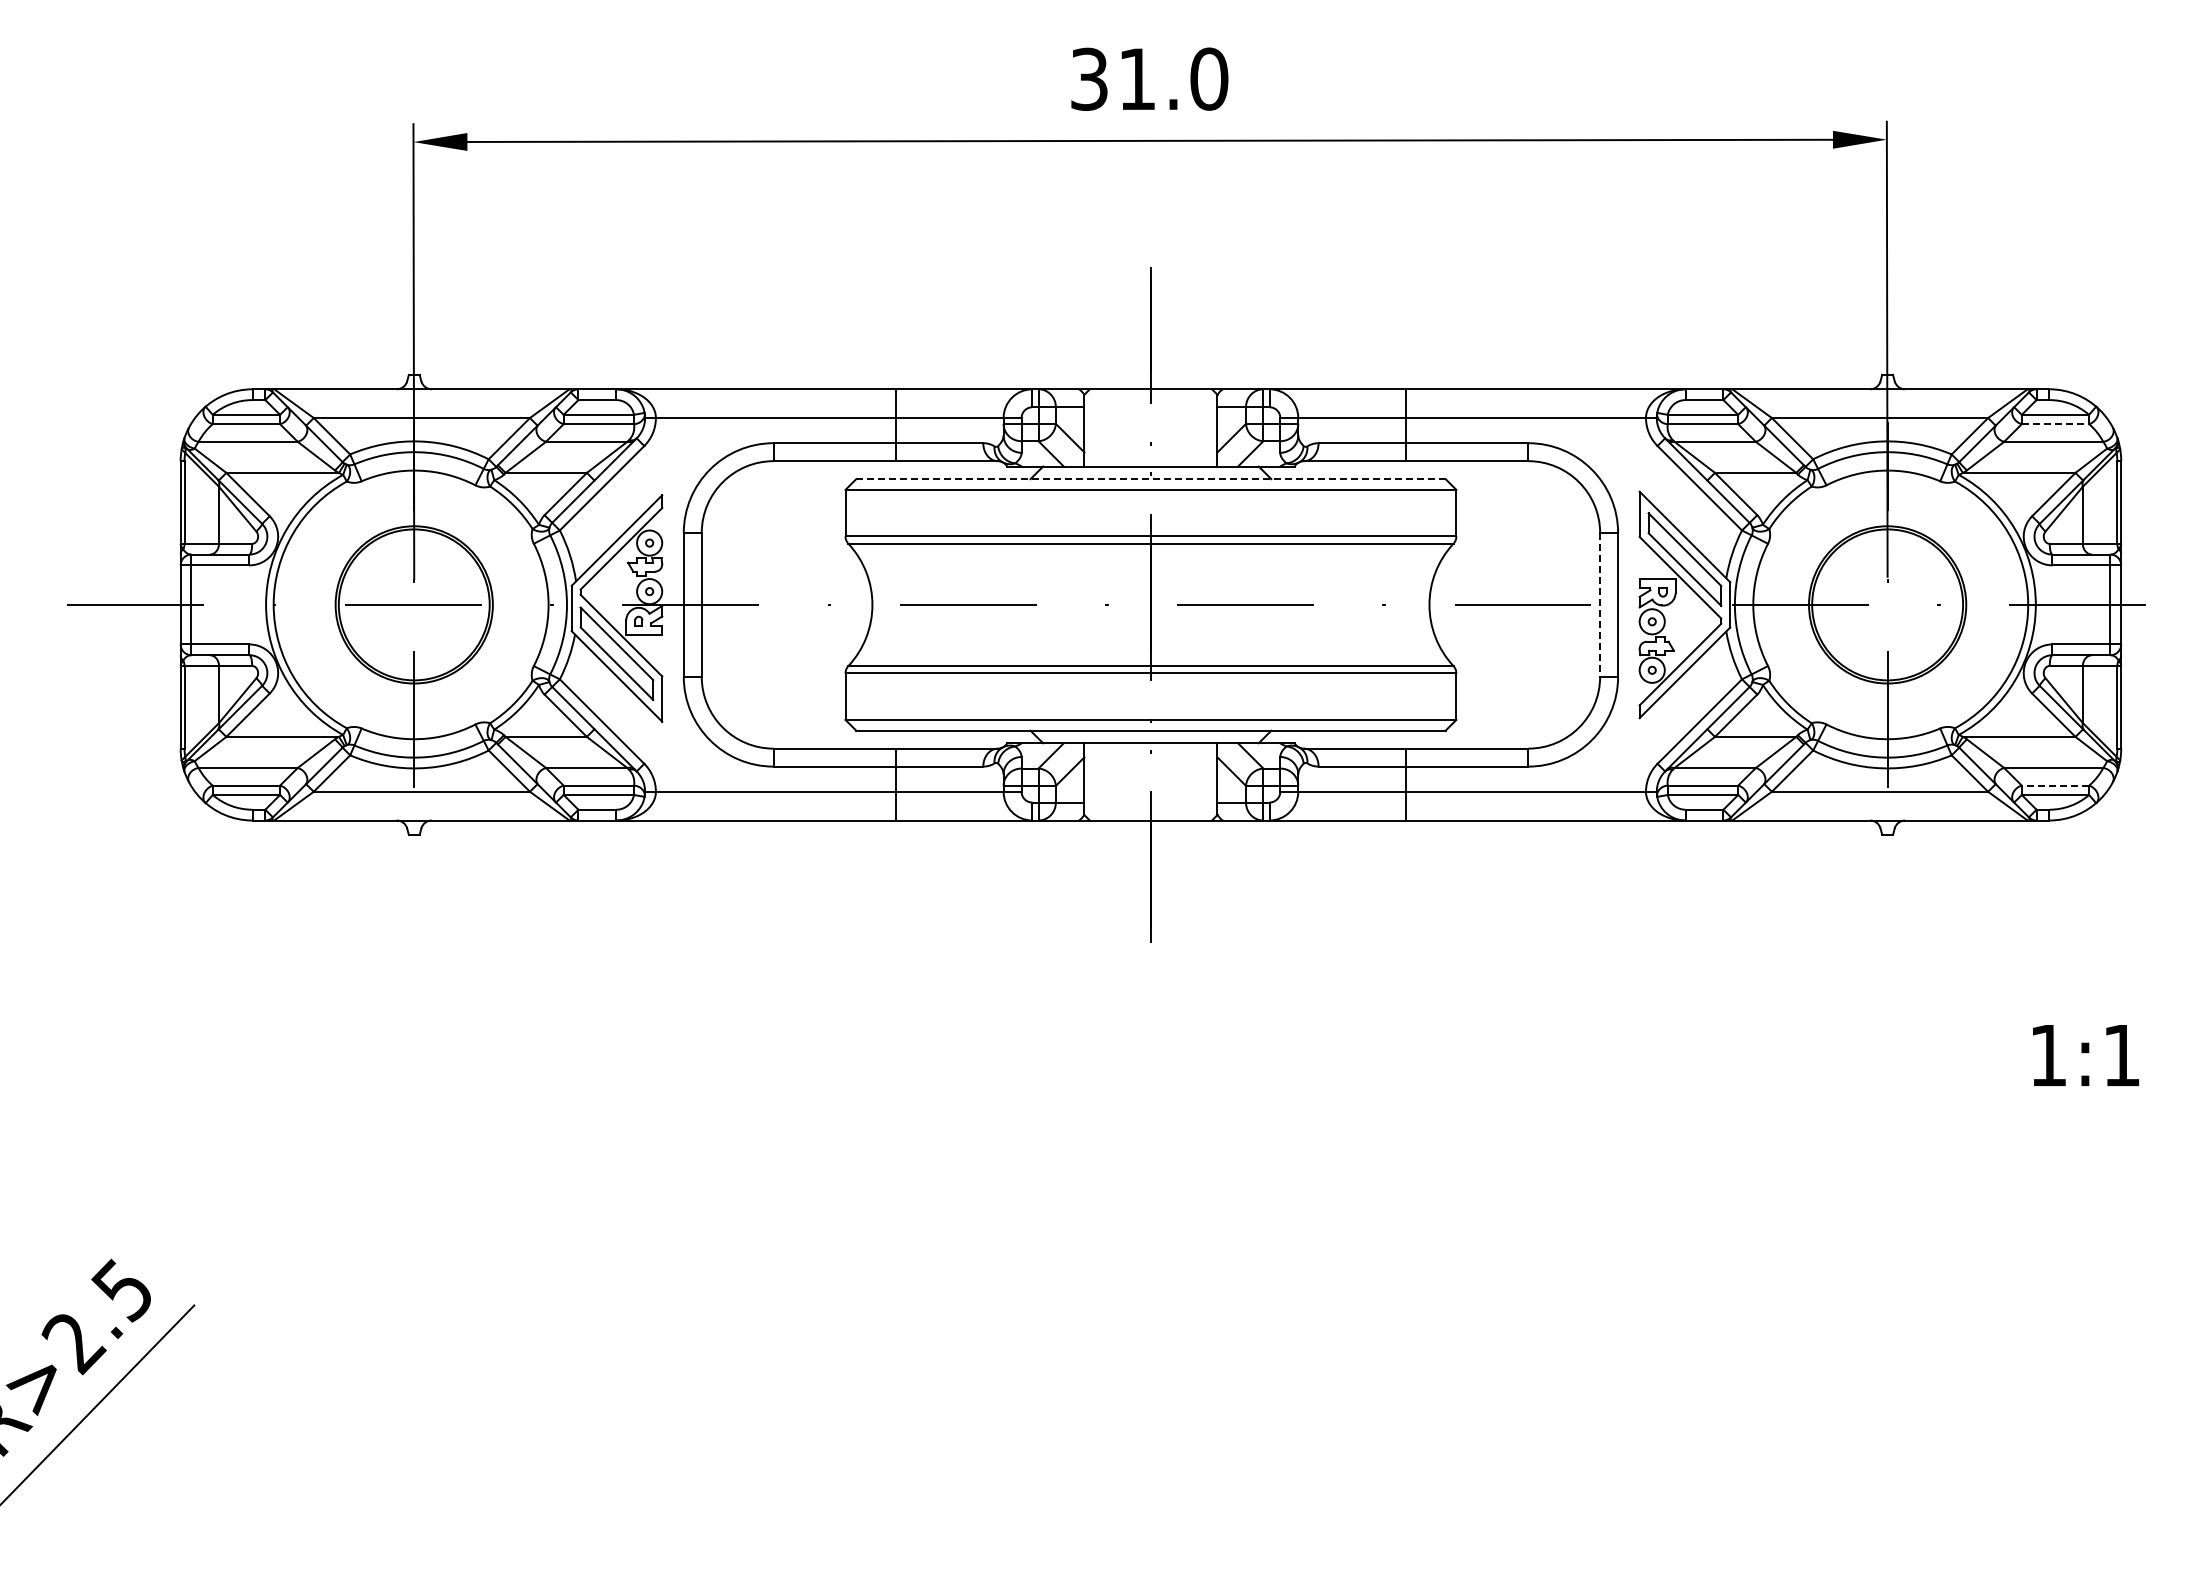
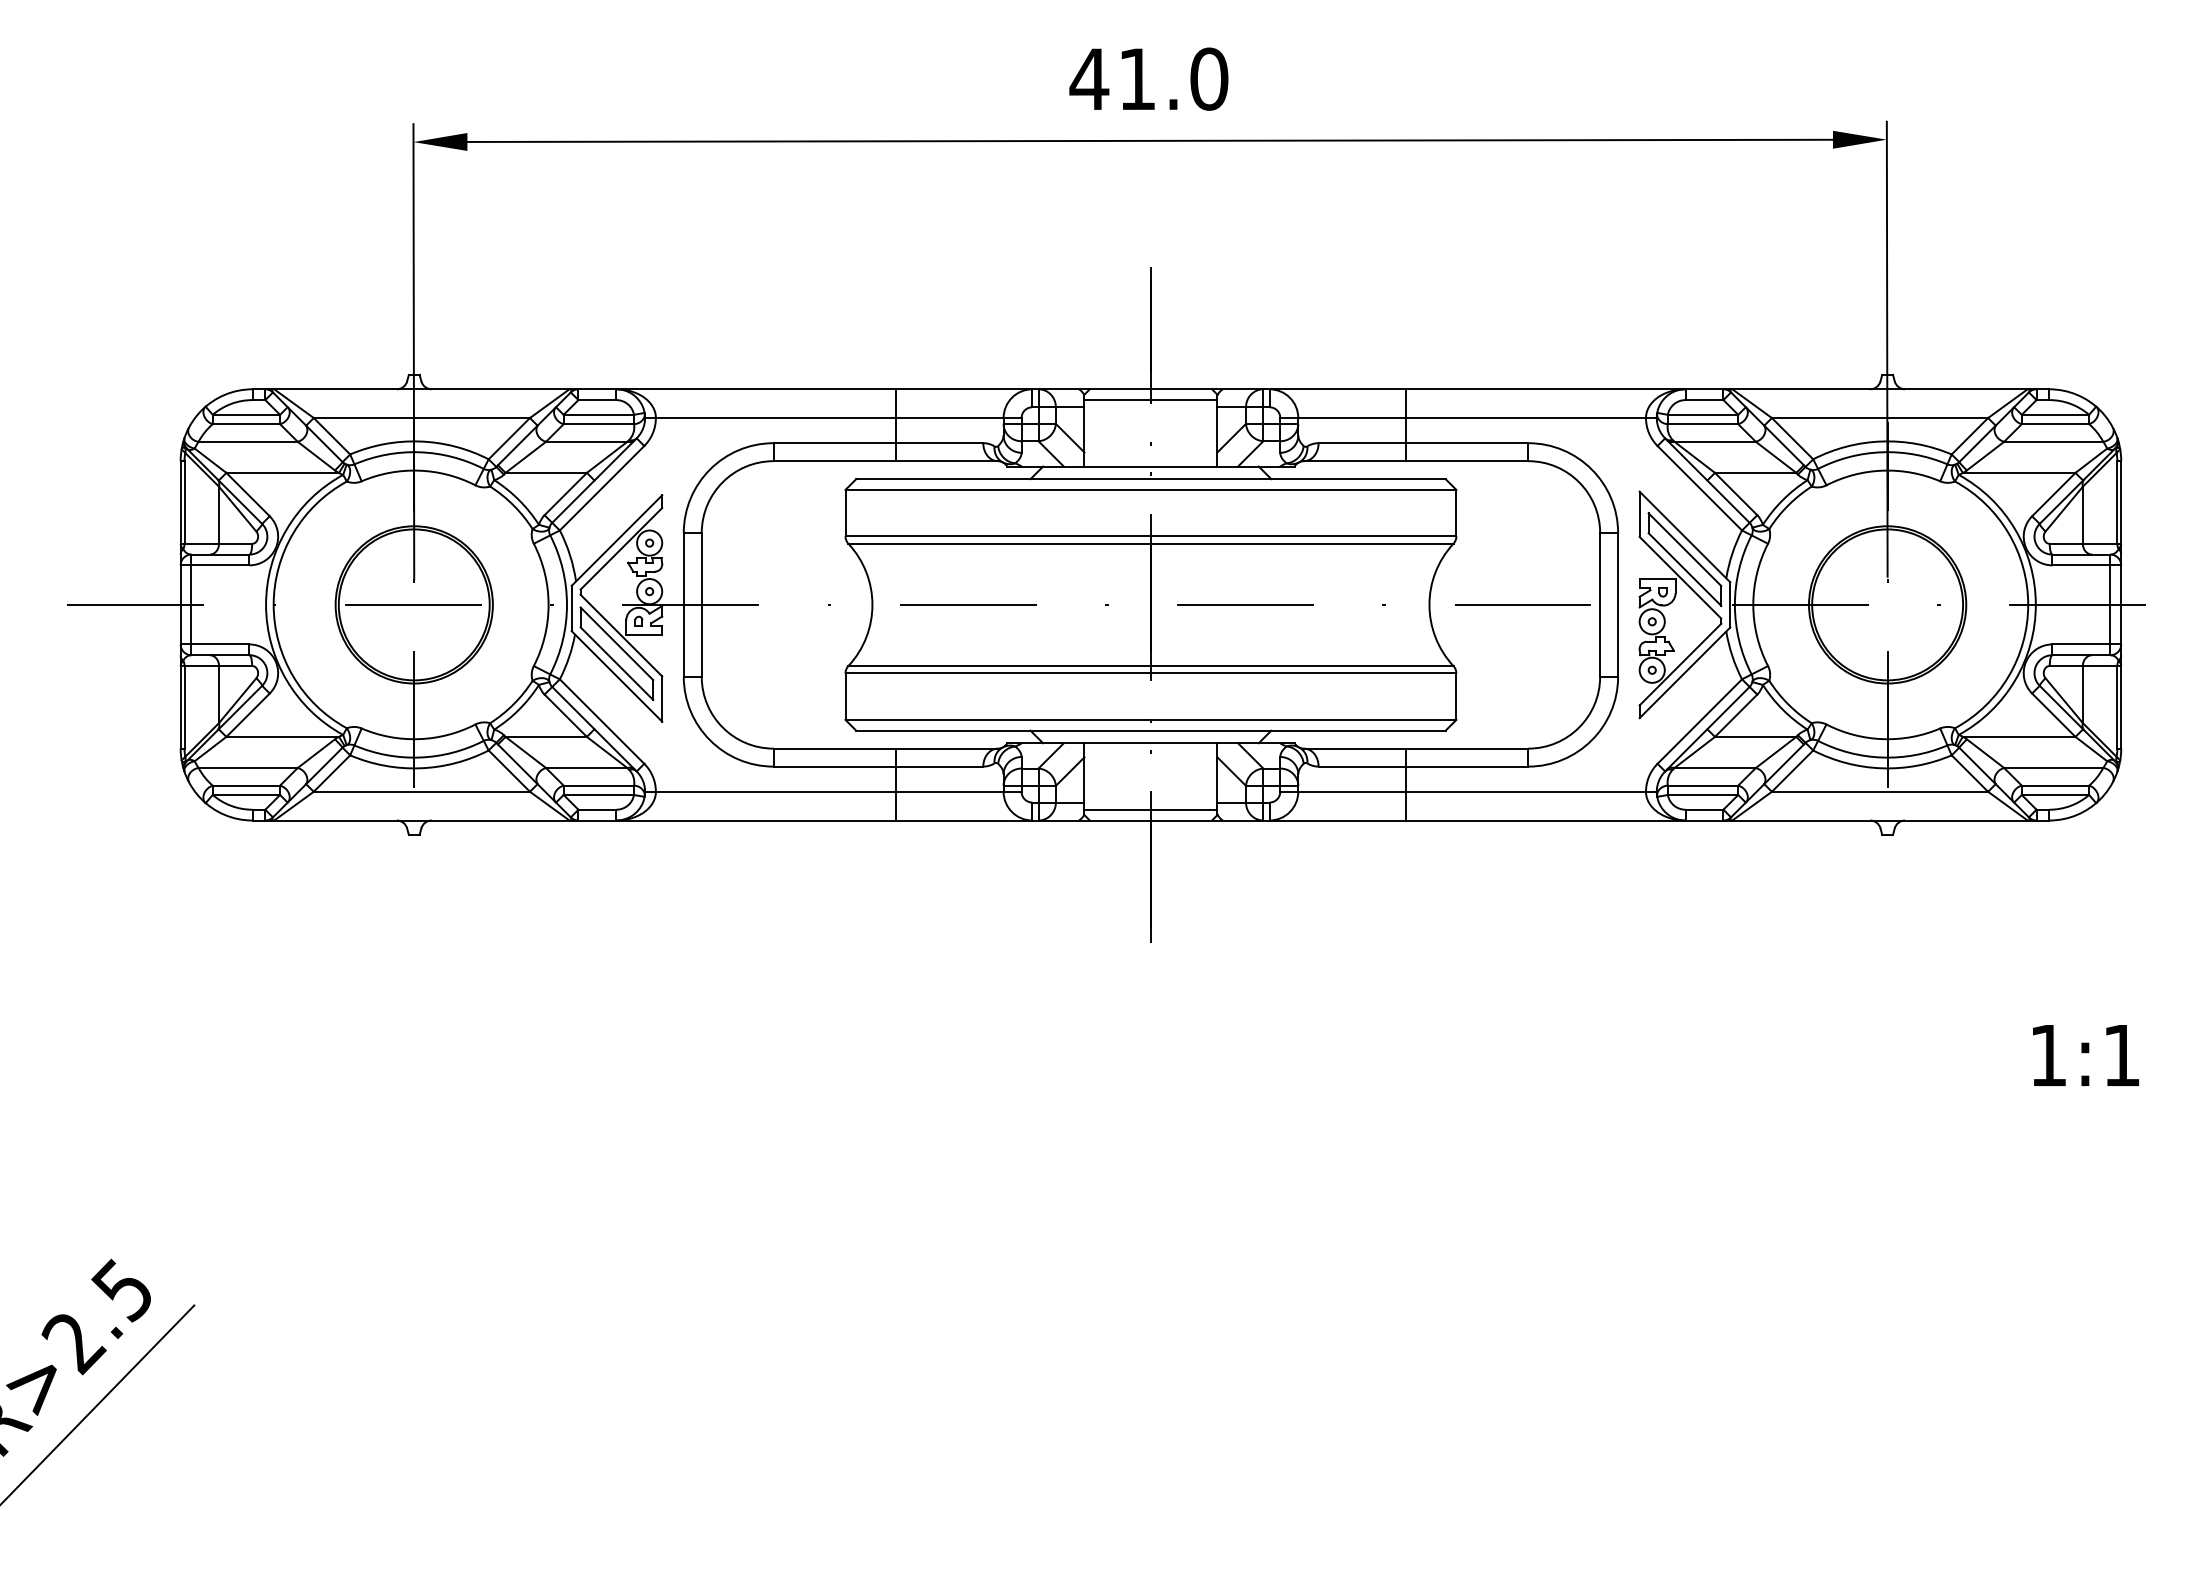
text: 31.0 -> 41.0 (1089, 78)
line: none -> present (1150, 400)
line: dashed -> solid (2055, 424)
line: dashed -> solid (1150, 479)
line: dashed -> solid (1600, 604)
line: dashed -> solid (2055, 785)
line: none -> present (1150, 809)
